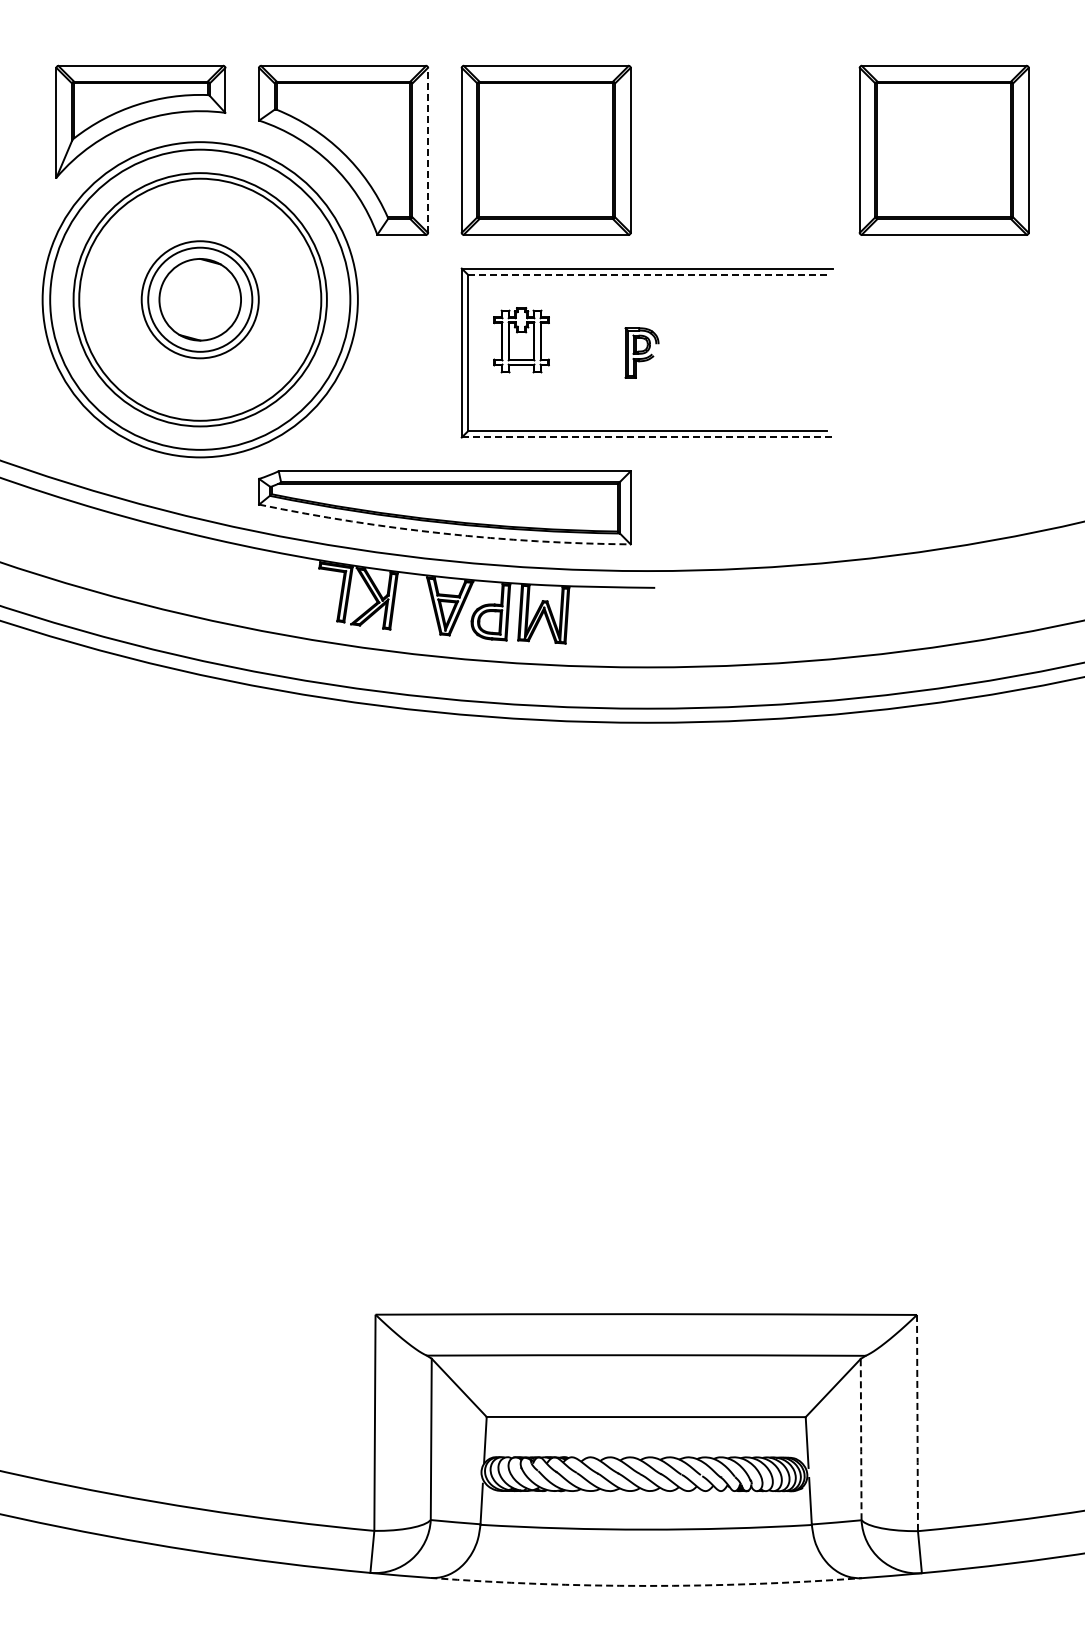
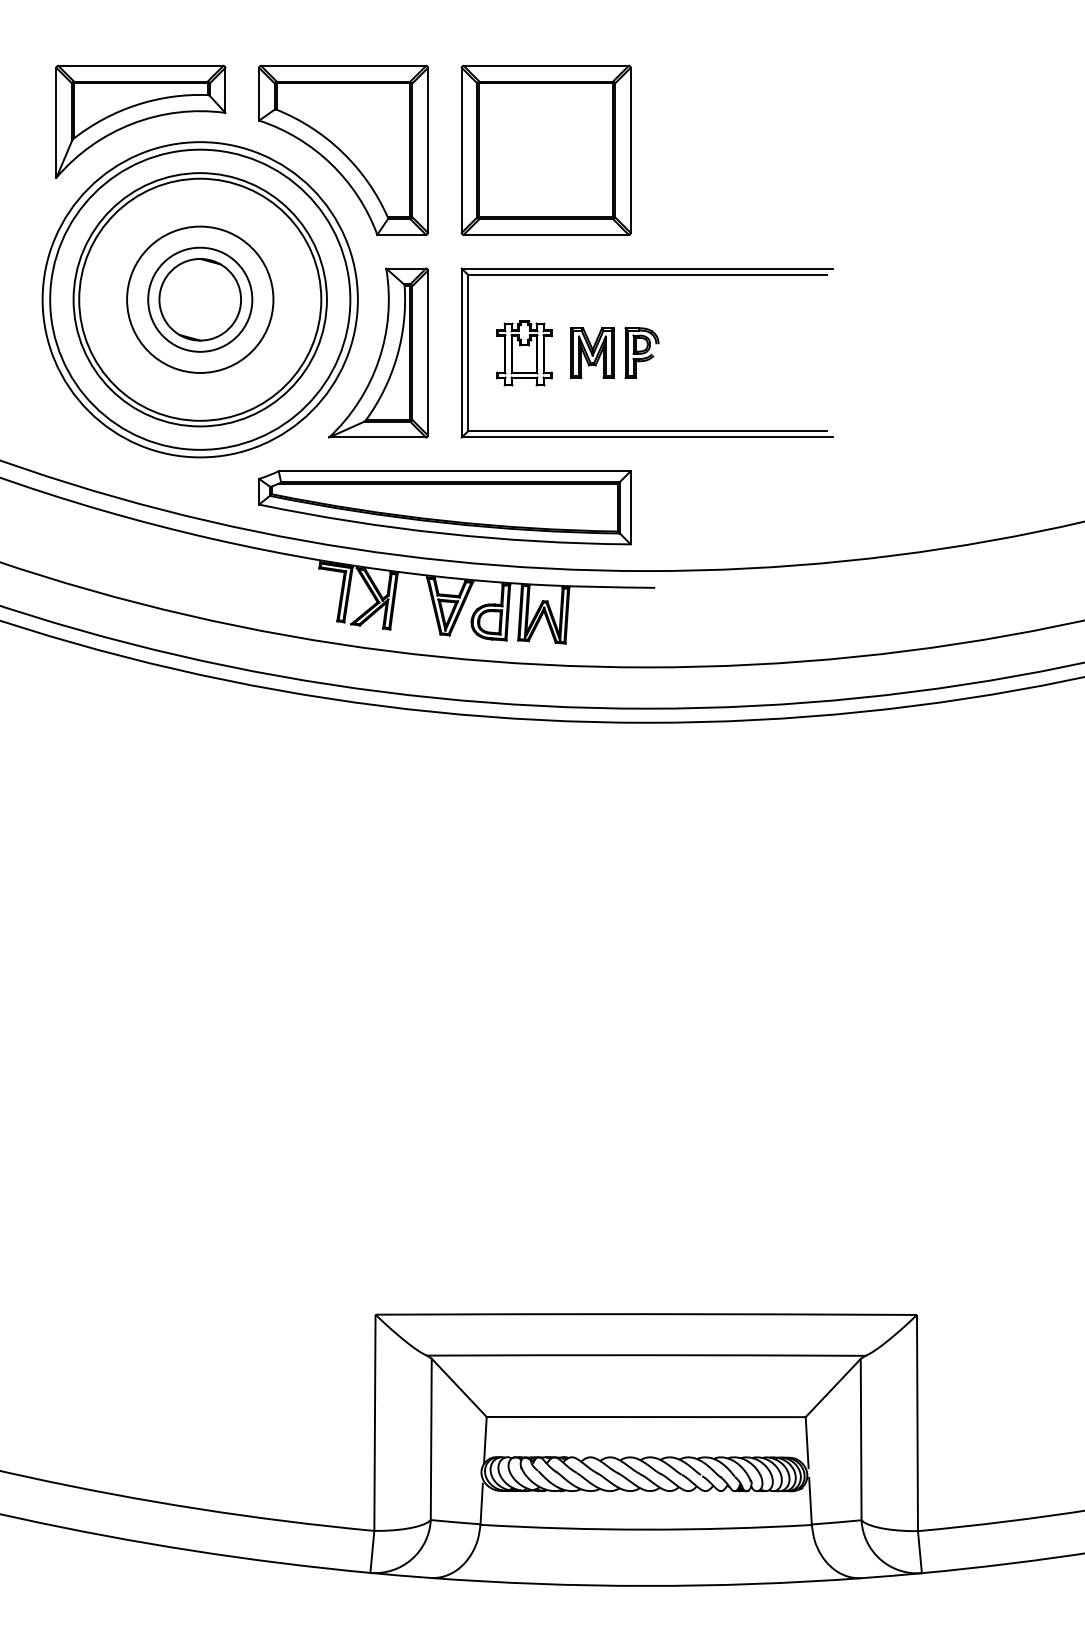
line: dashed -> solid (428, 149)
part: present -> none (943, 149)
line: dashed -> solid (647, 275)
circle diameter: 117 px -> 146 px (200, 299)
part position: (521, 340) -> (524, 353) (524, 353)
part: none -> present (378, 352)
part: none -> present (592, 352)
line: dashed -> solid (647, 437)
arc: dashed -> solid (443, 533)
line: dashed -> solid (917, 1423)
line: dashed -> solid (861, 1439)
arc: dashed -> solid (646, 1585)
